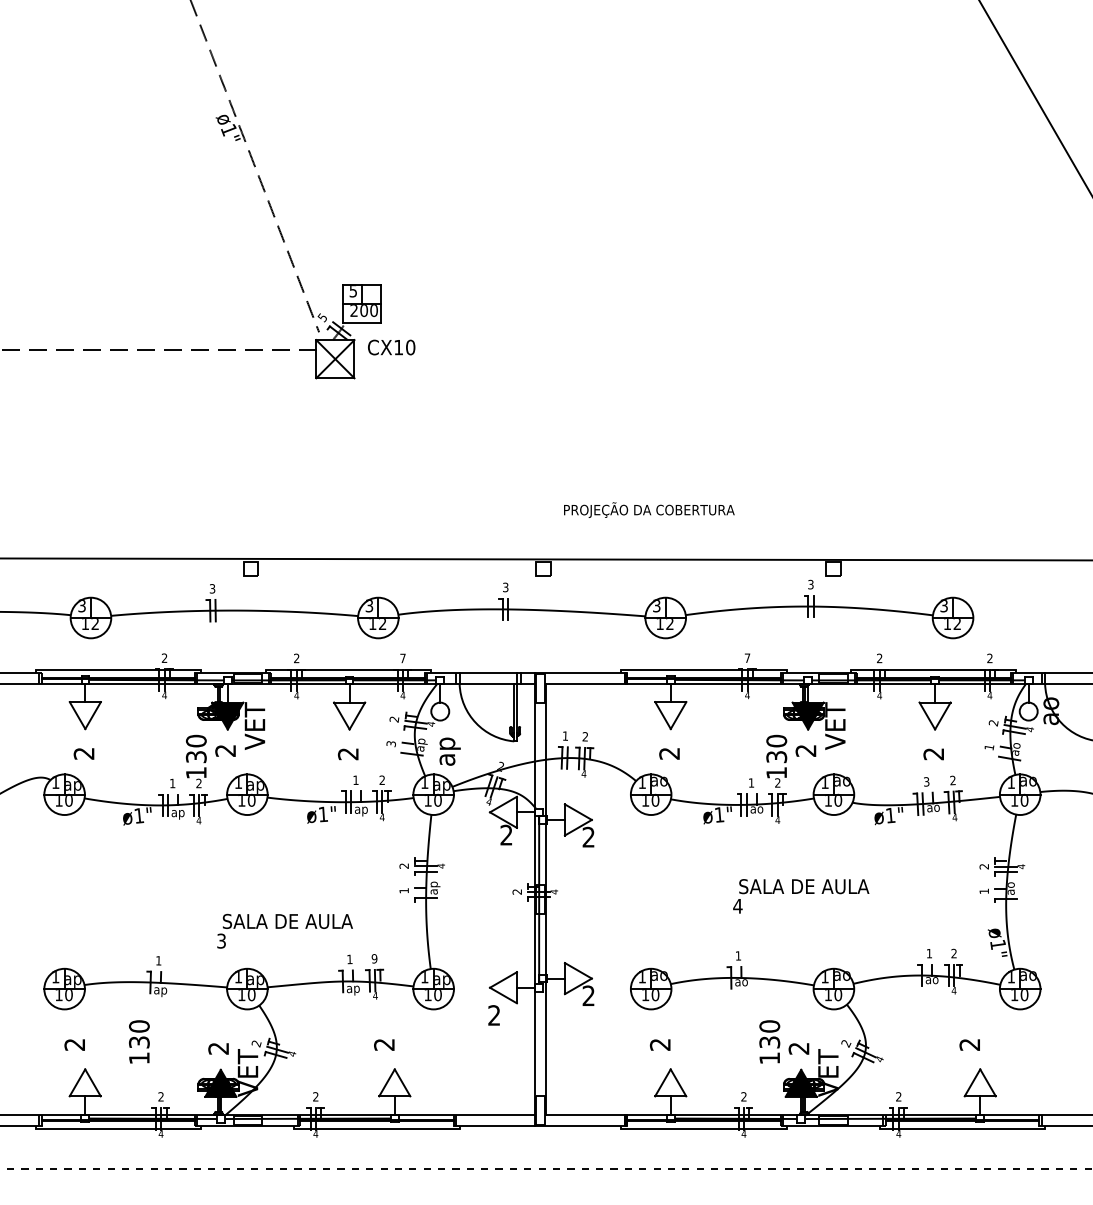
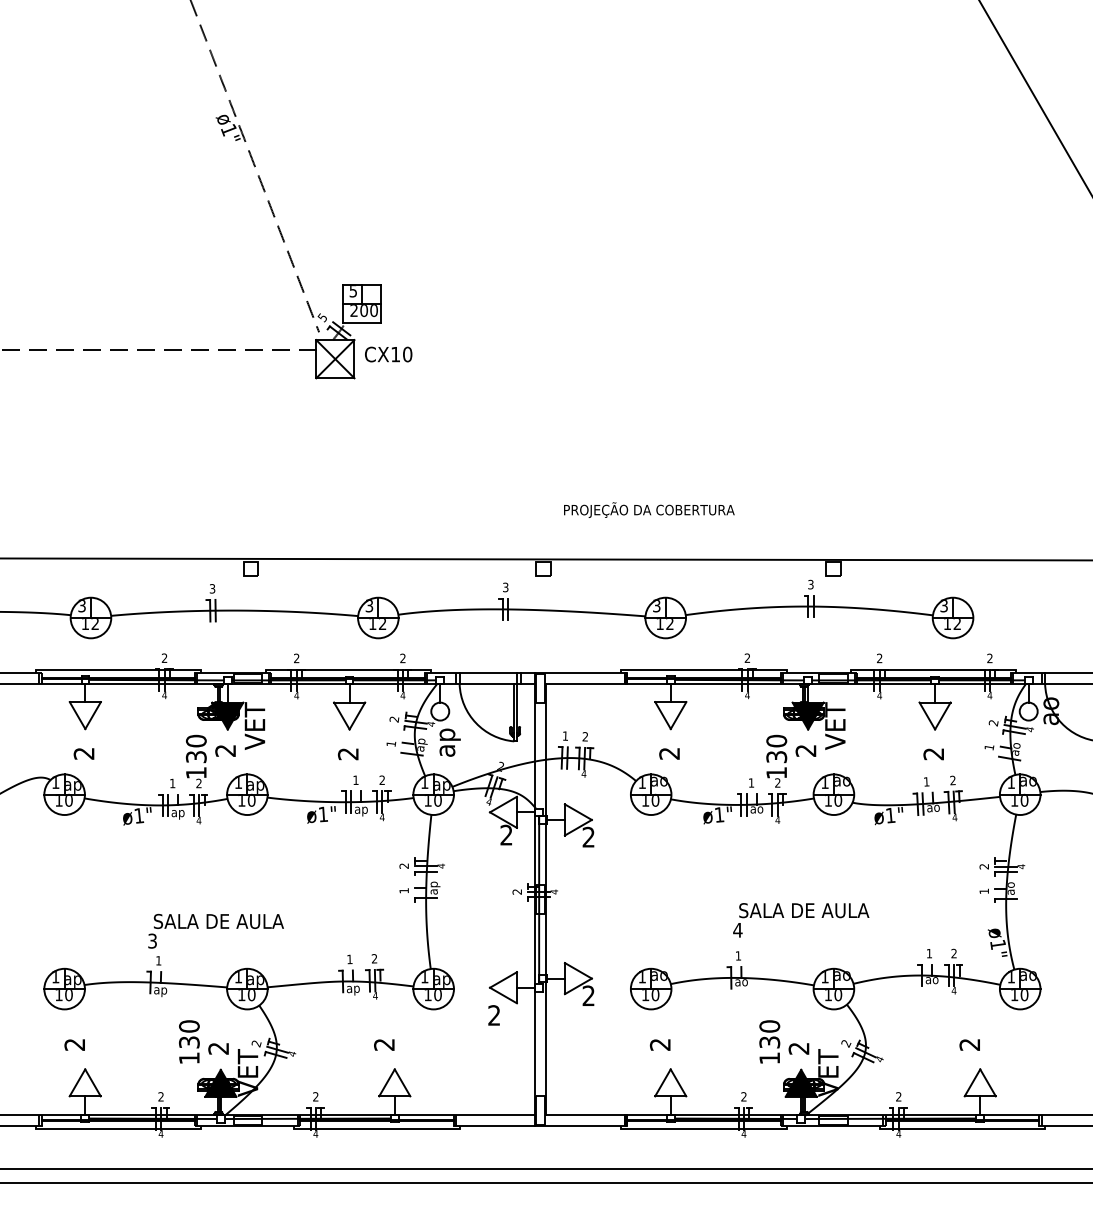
text position: (391, 347) -> (388, 354) (388, 354)
text: 7 -> 2 (747, 657)
text: 7 -> 2 (402, 658)
text: 3 -> 1 (391, 744)
text position: (449, 751) -> (449, 742) (449, 742)
text: 3 -> 1 (926, 781)
text position: (801, 896) -> (801, 920) (801, 920)
text position: (284, 930) -> (215, 930) (215, 930)
text: 9 -> 2 (374, 958)
text position: (139, 1041) -> (189, 1041) (189, 1041)
line: dashed -> solid (546, 1168)
line: none -> present (545, 1183)
